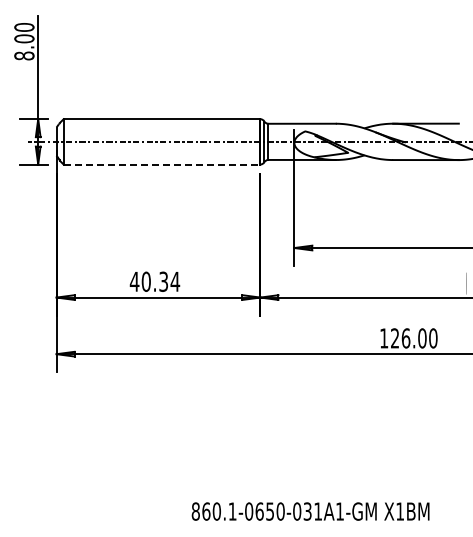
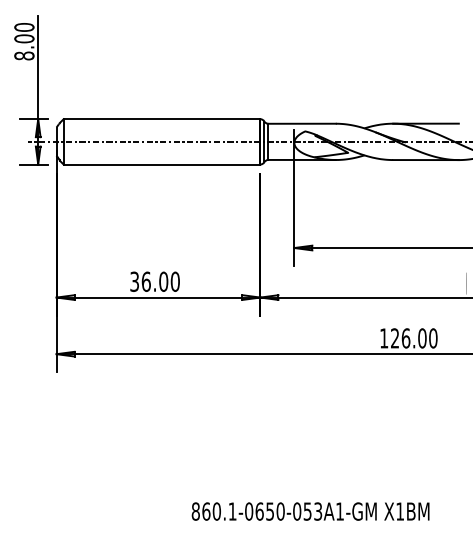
line: dashed -> solid (162, 164)
text: 40.34 -> 36.00 (154, 281)
text: 860.1-0650-031A1-GM -> 860.1-0650-053A1-GM (313, 511)
